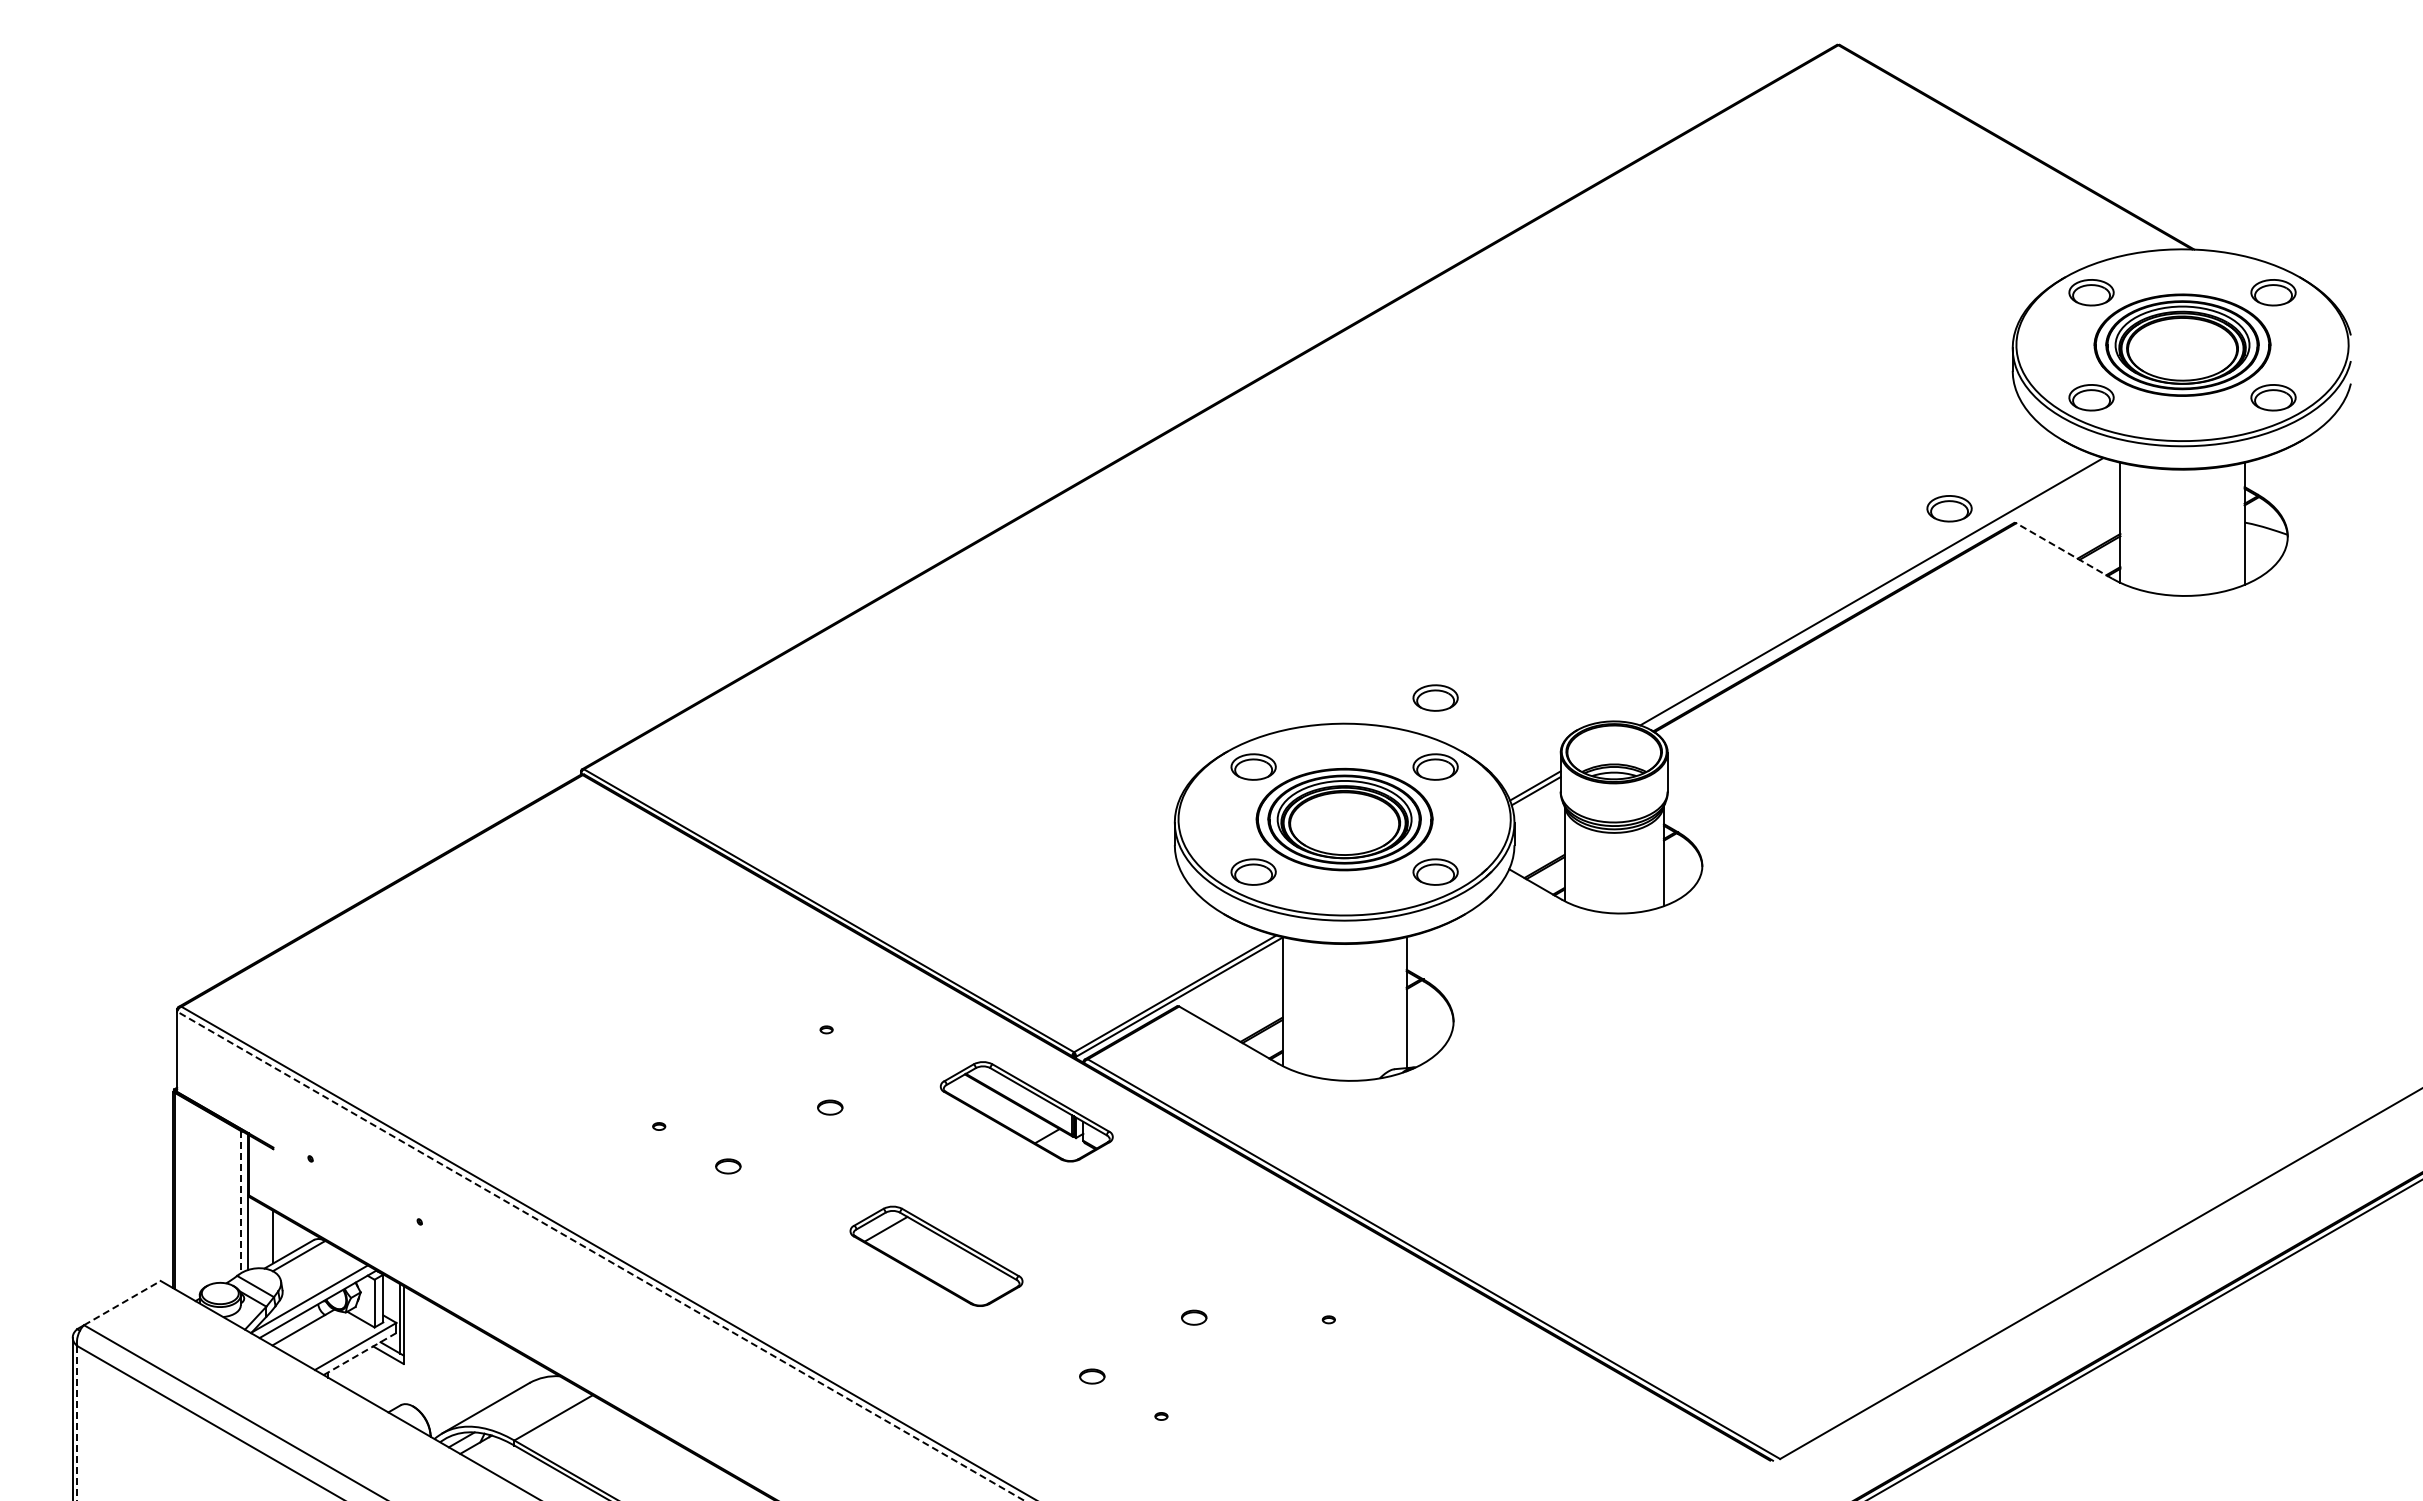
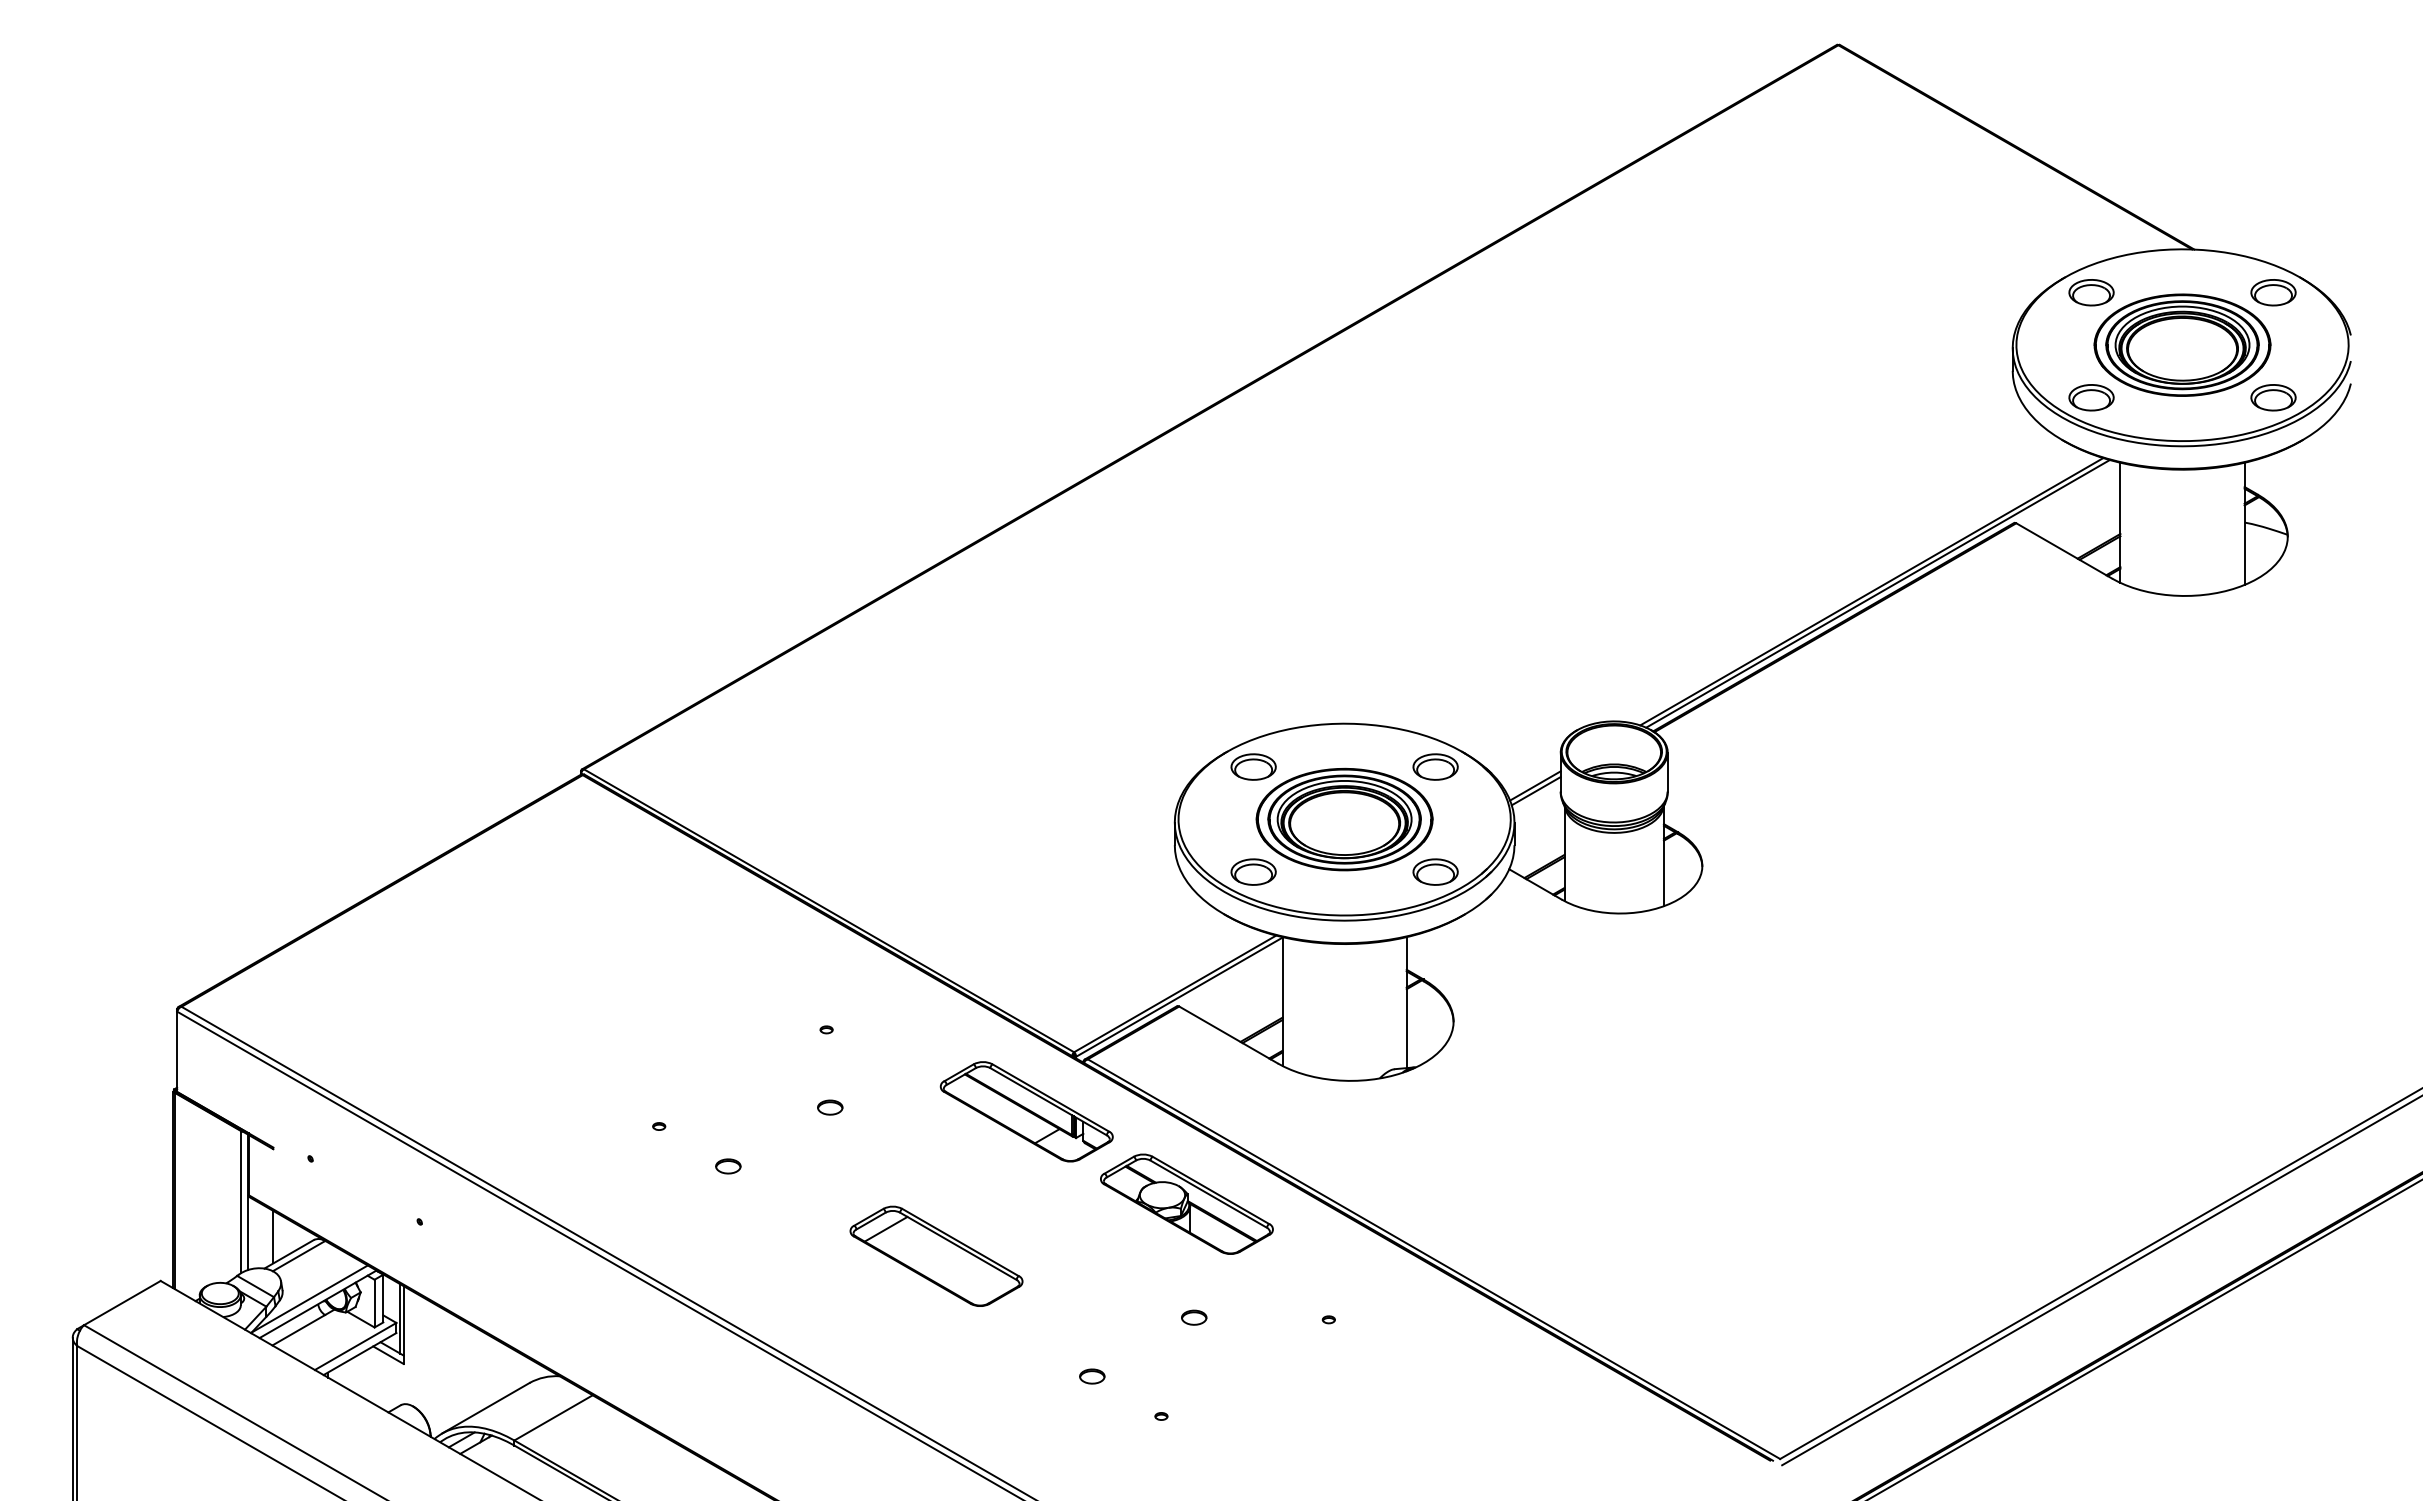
part: present -> none (1949, 508)
line: dashed -> solid (2063, 550)
line: none -> present (1877, 593)
part: present -> none (1435, 697)
line: dashed -> solid (241, 1202)
part: none -> present (1186, 1203)
line: dashed -> solid (600, 1256)
line: none -> present (2100, 1281)
line: dashed -> solid (122, 1302)
line: dashed -> solid (359, 1354)
line: dashed -> solid (77, 1423)
